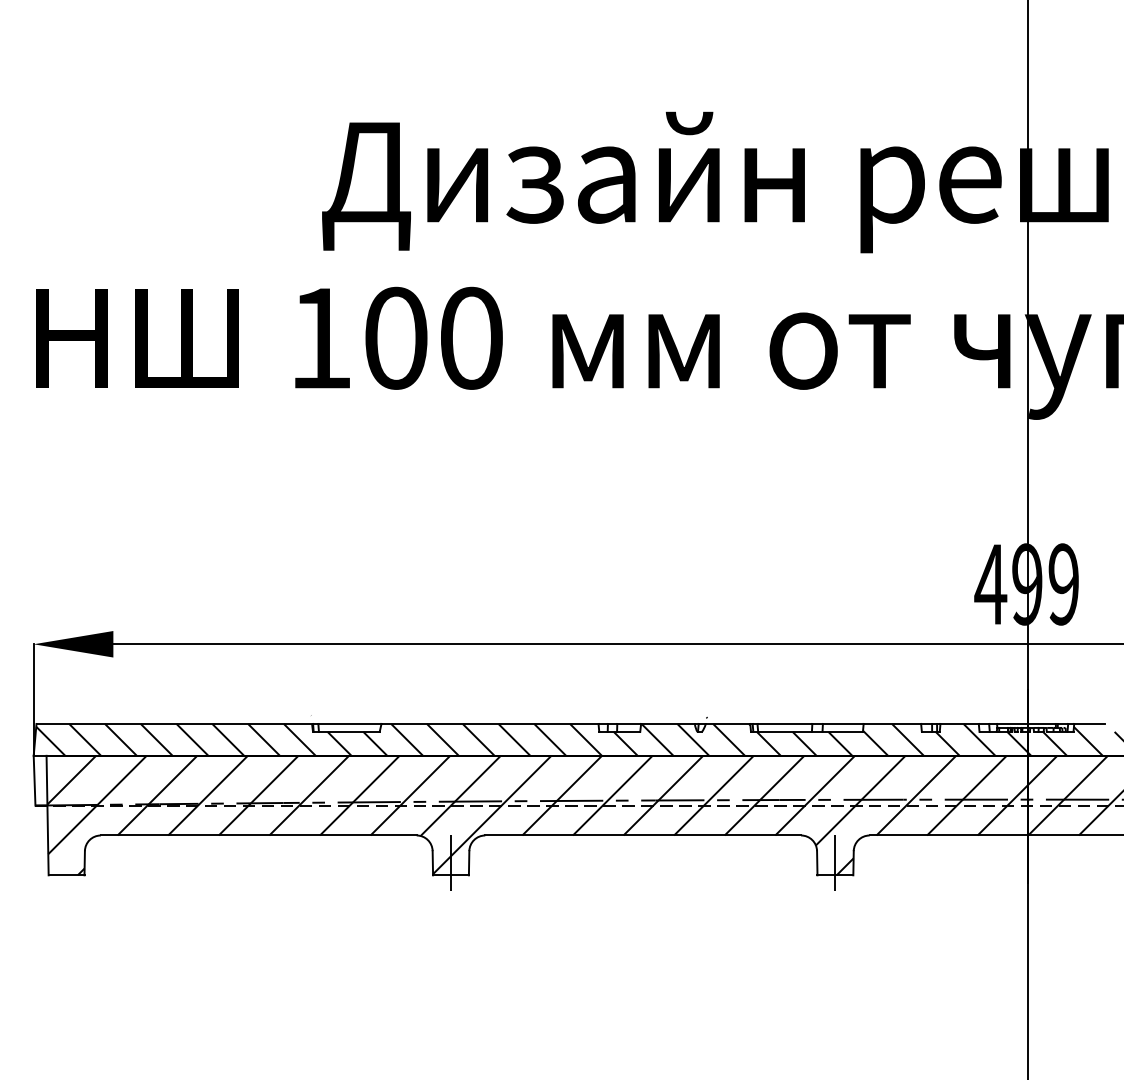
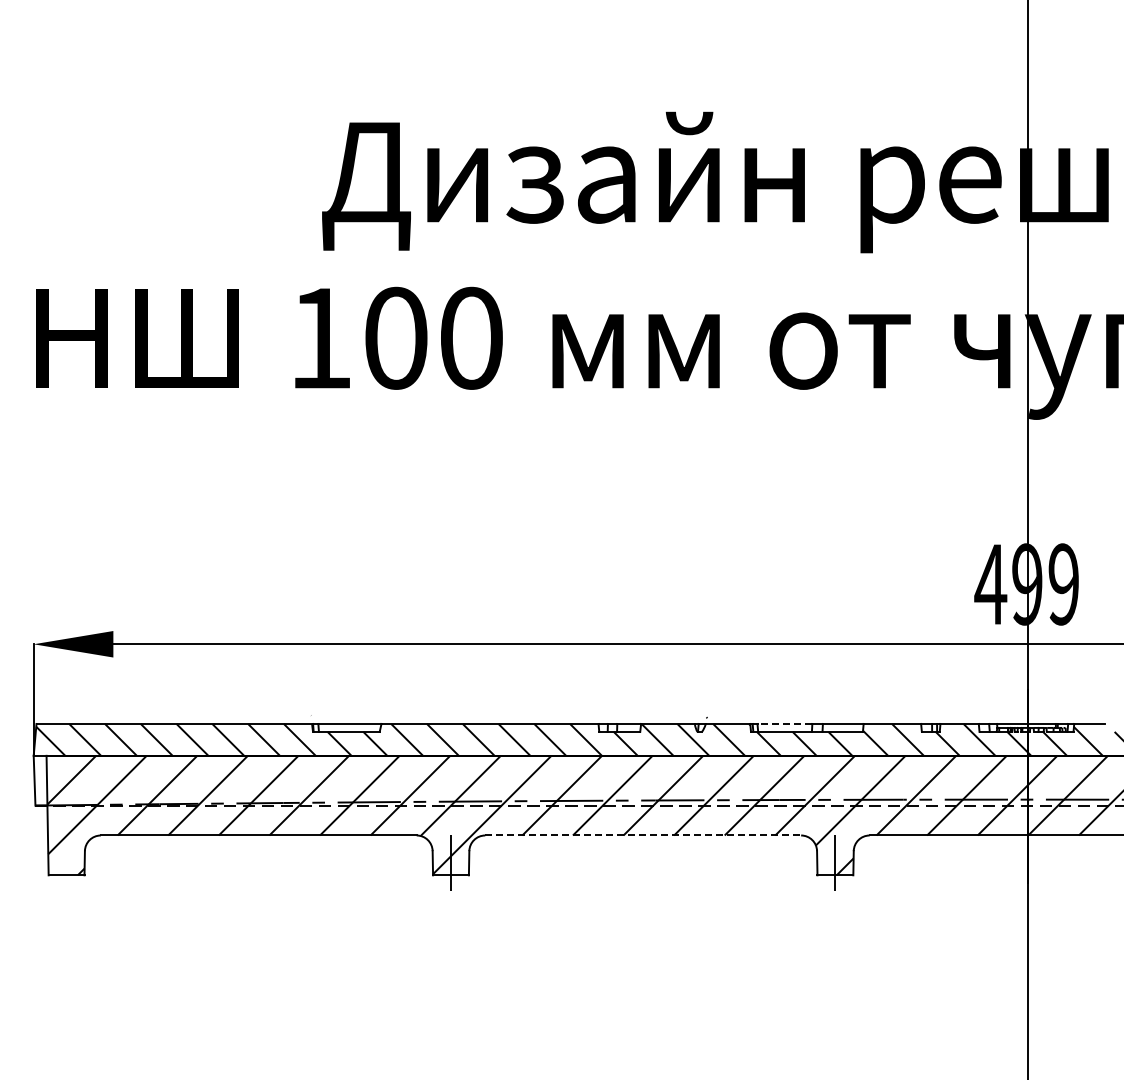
line: solid -> dashed (784, 723)
line: solid -> dashed (643, 835)
